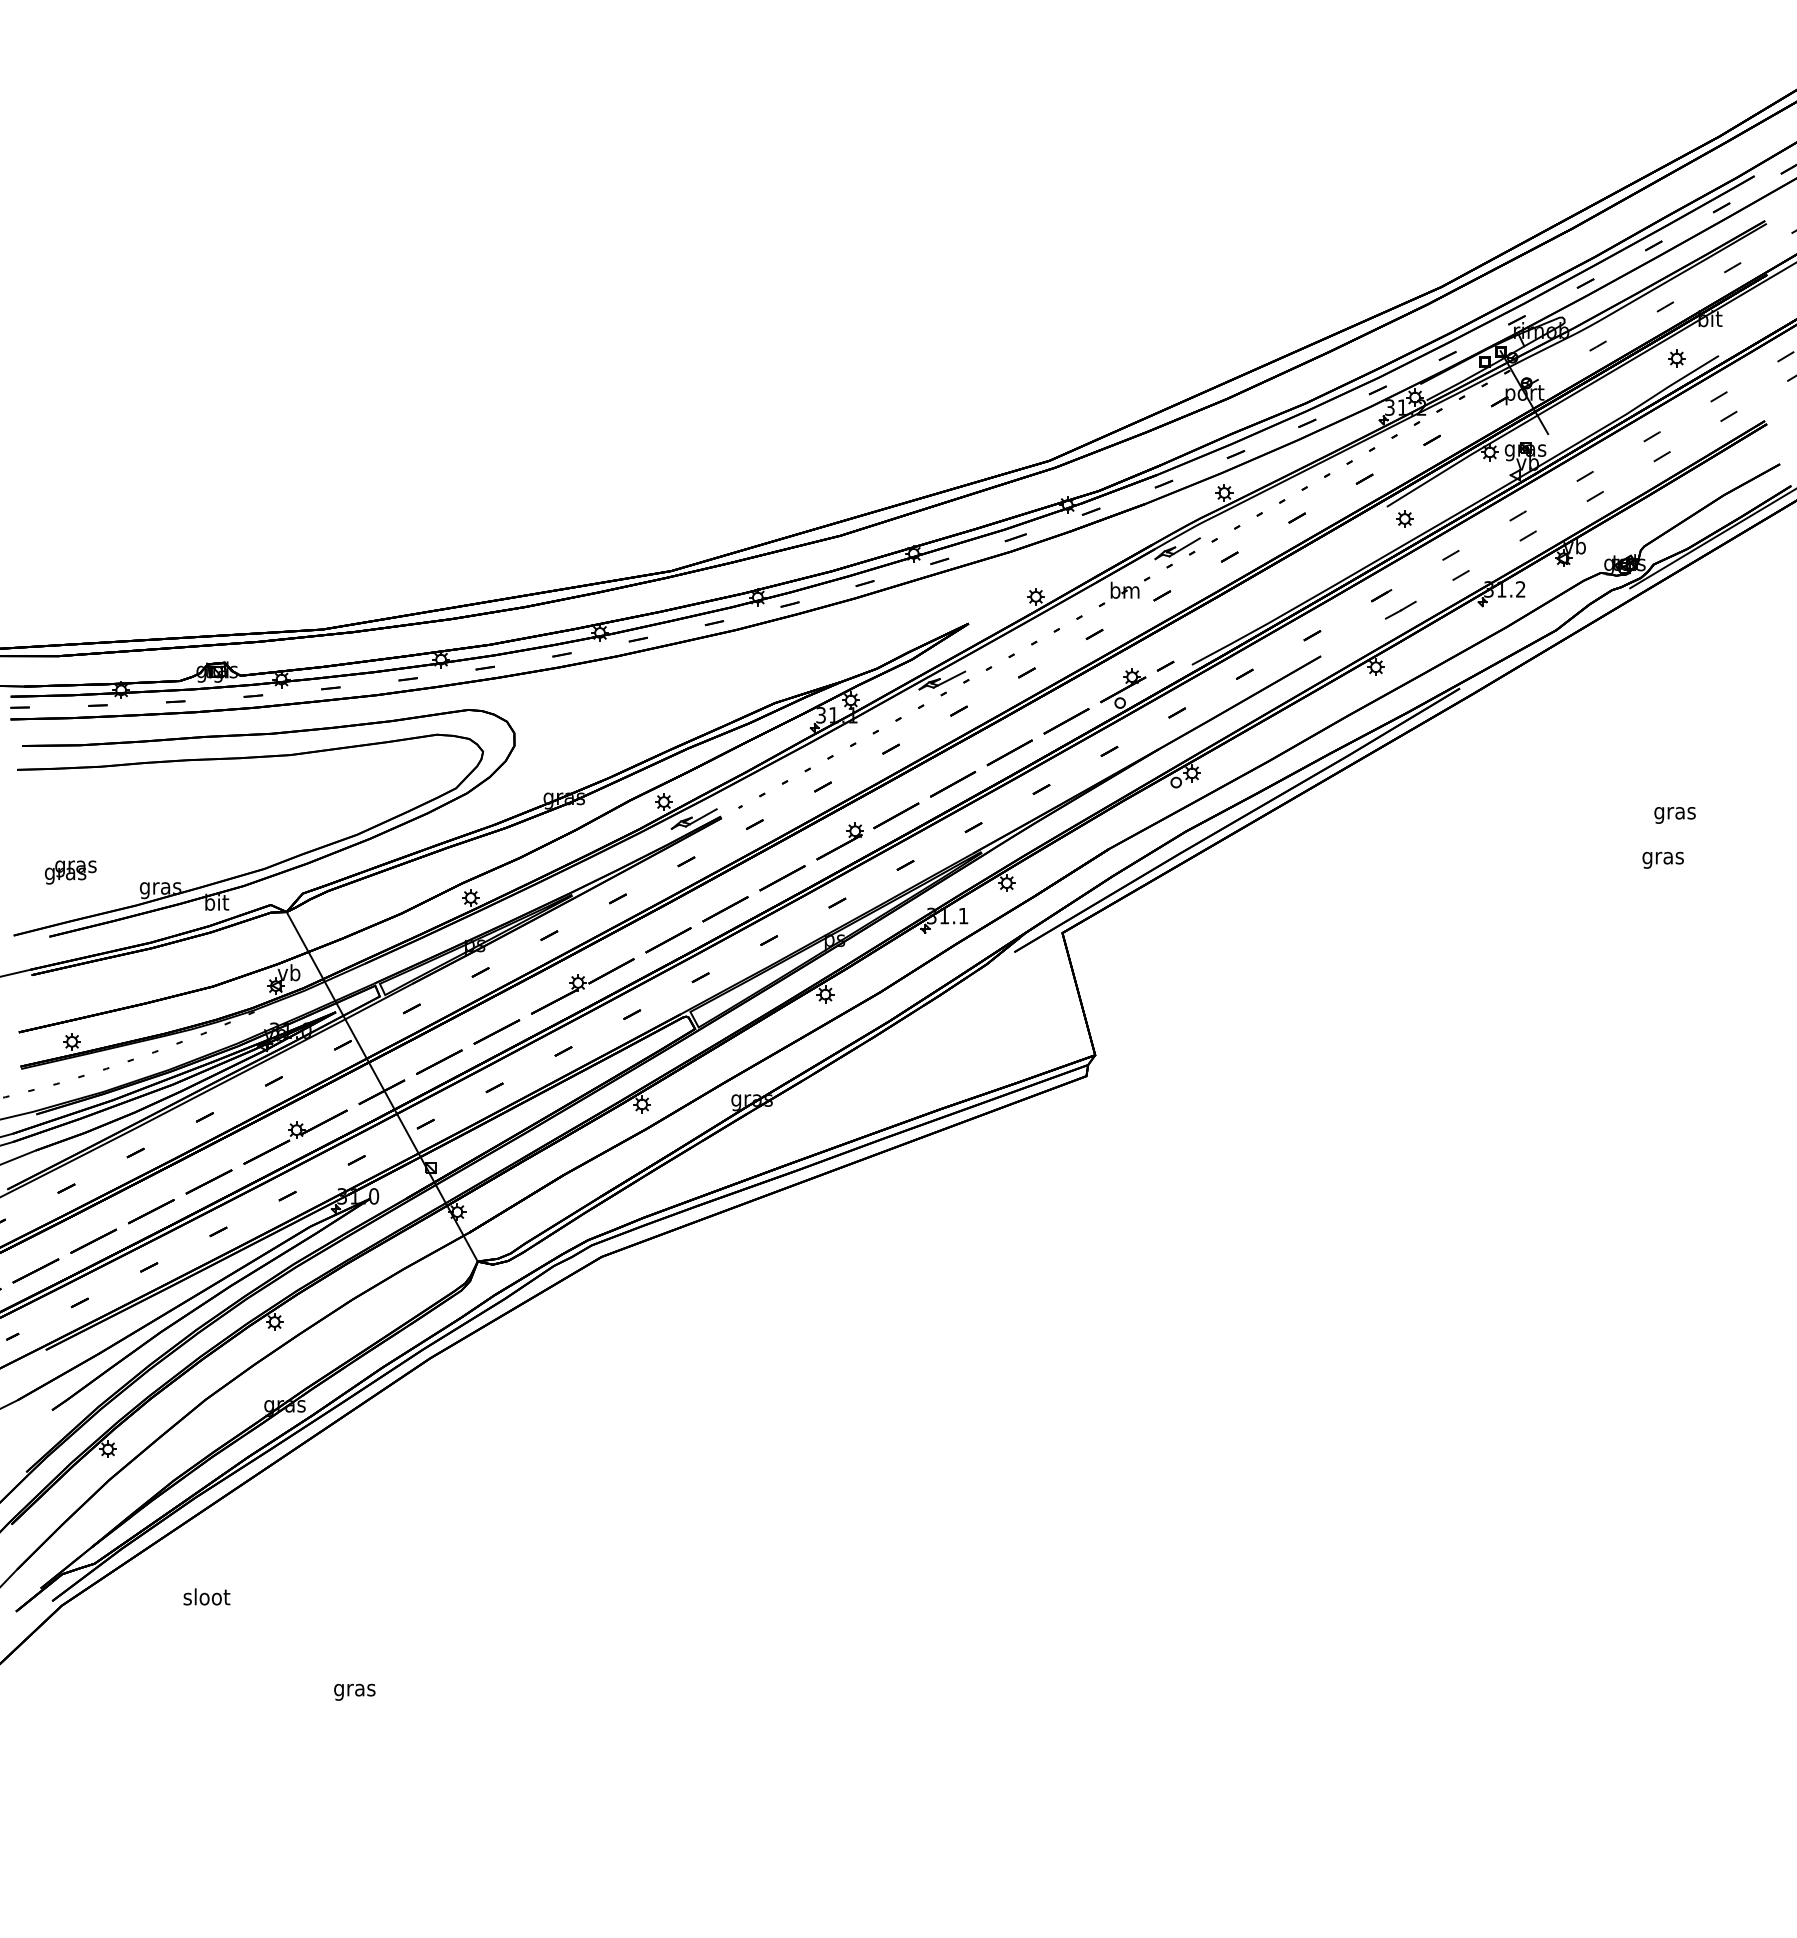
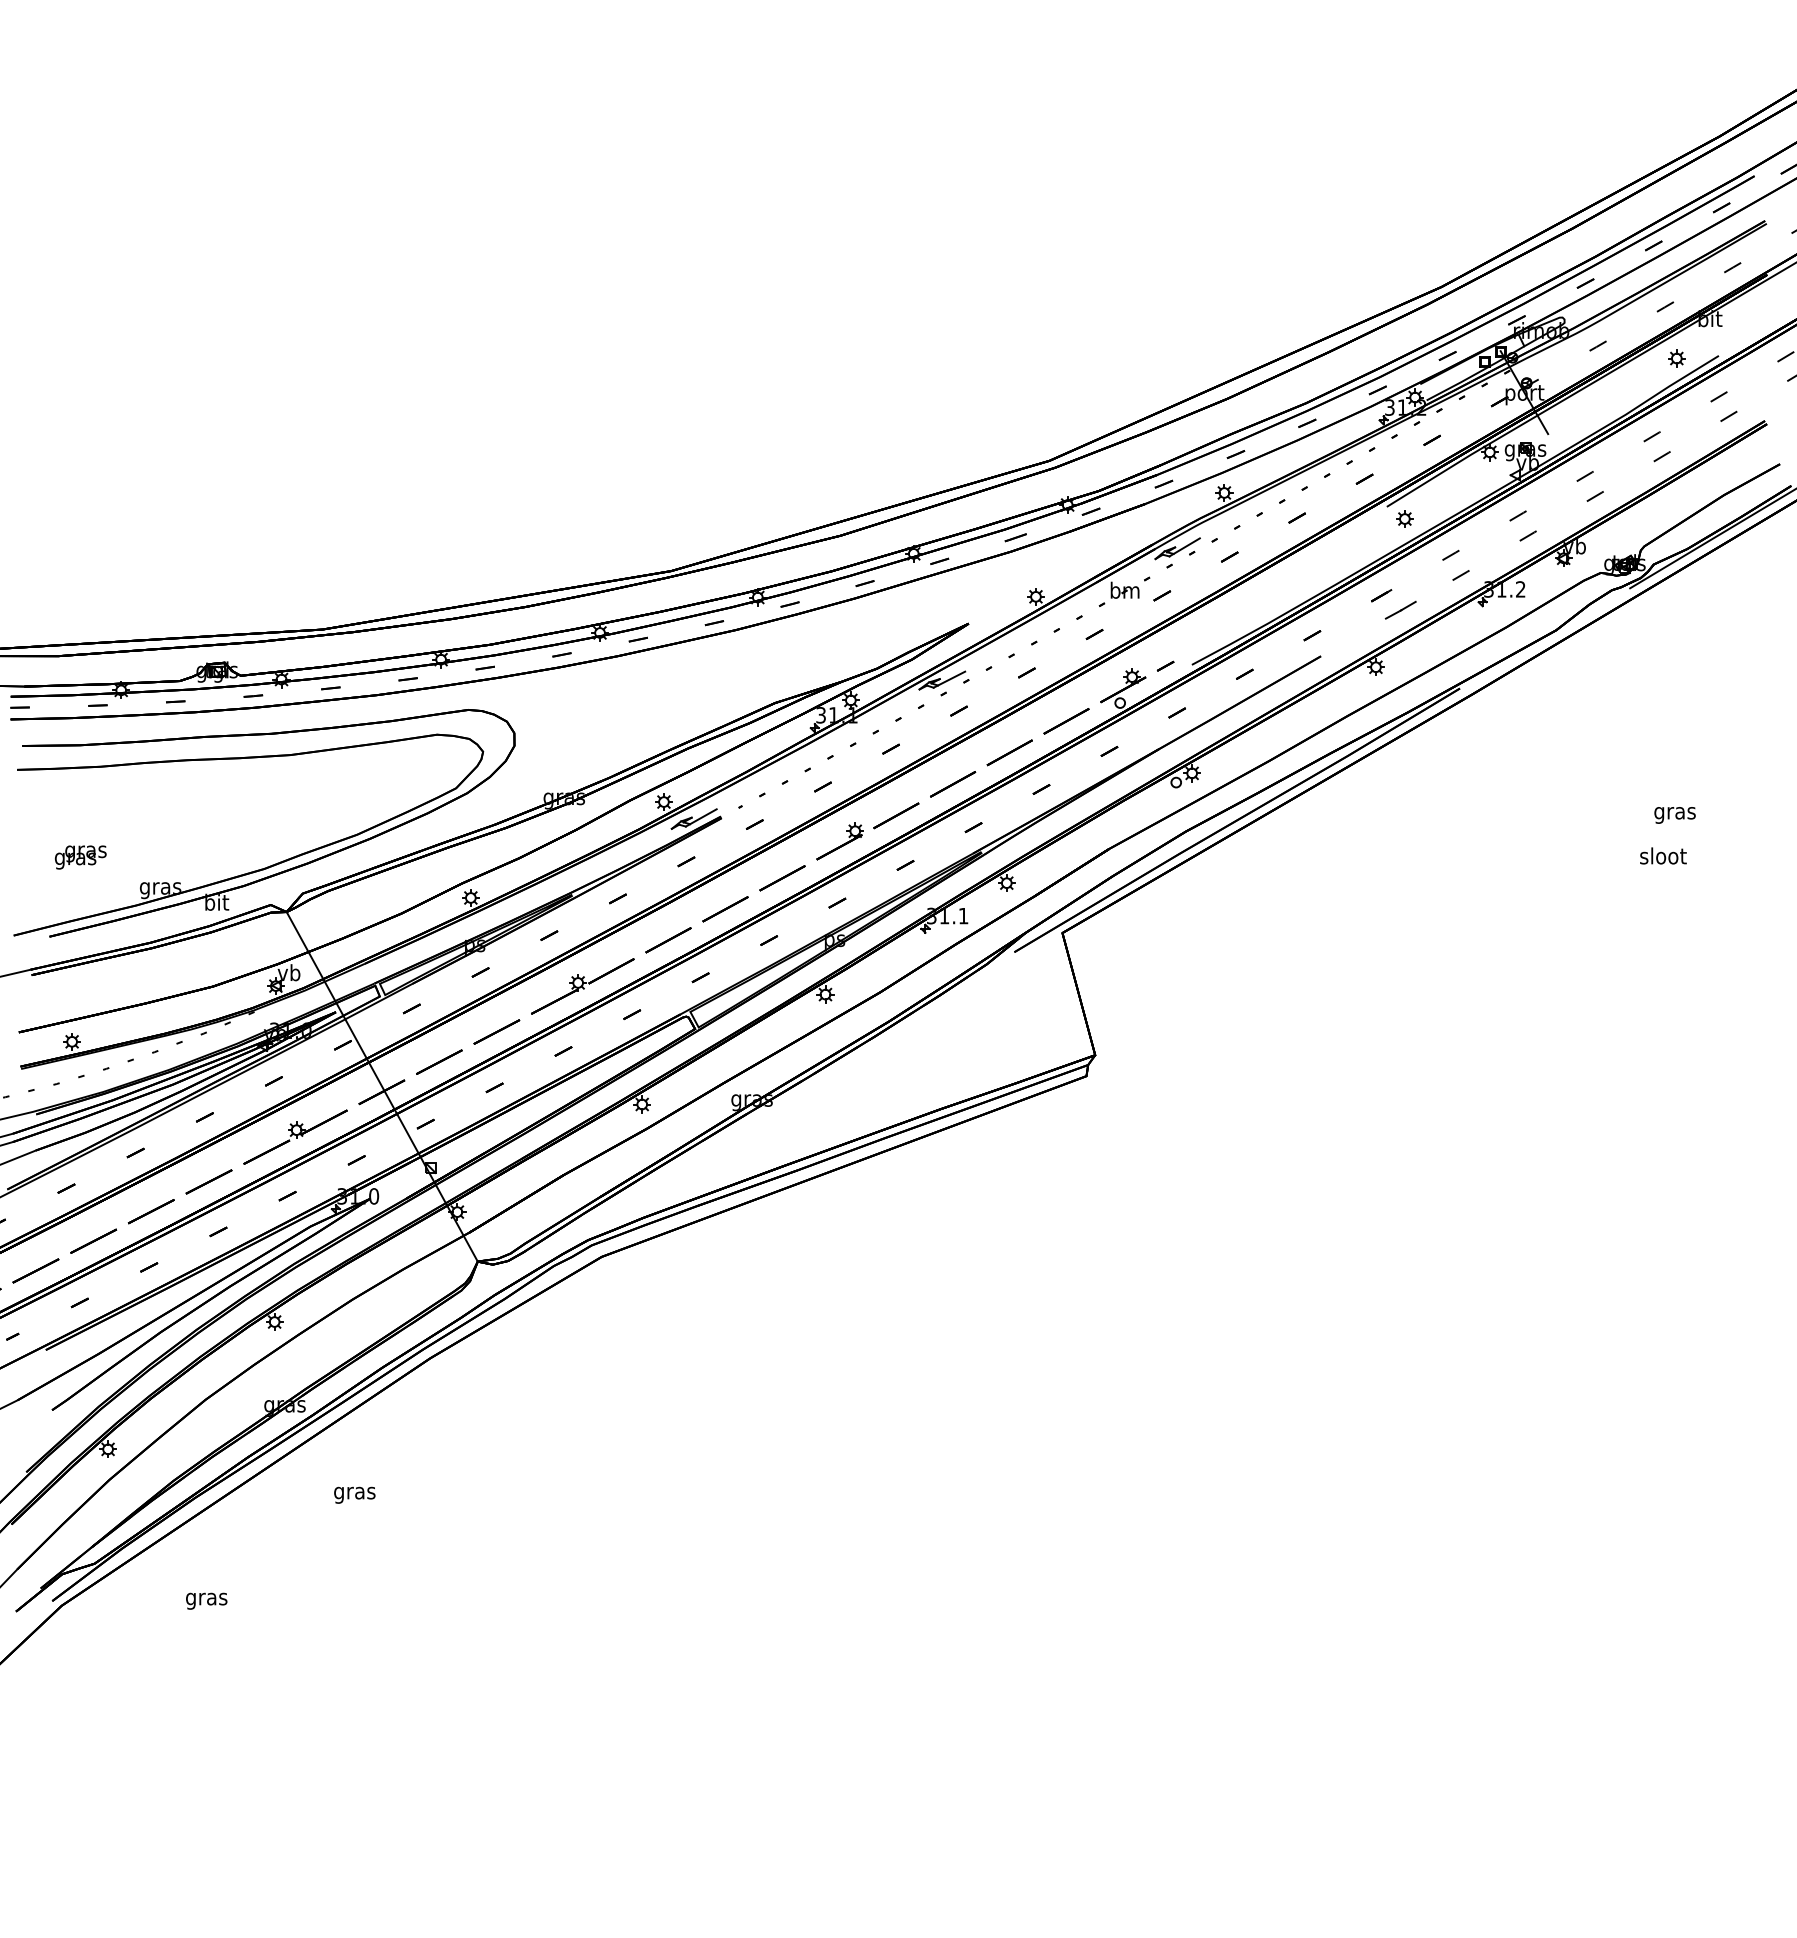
text: gras -> sloot (1663, 857)
text position: (70, 872) -> (80, 857) (80, 857)
text: sloot -> gras (206, 1598)
text position: (354, 1691) -> (354, 1494) (354, 1494)
